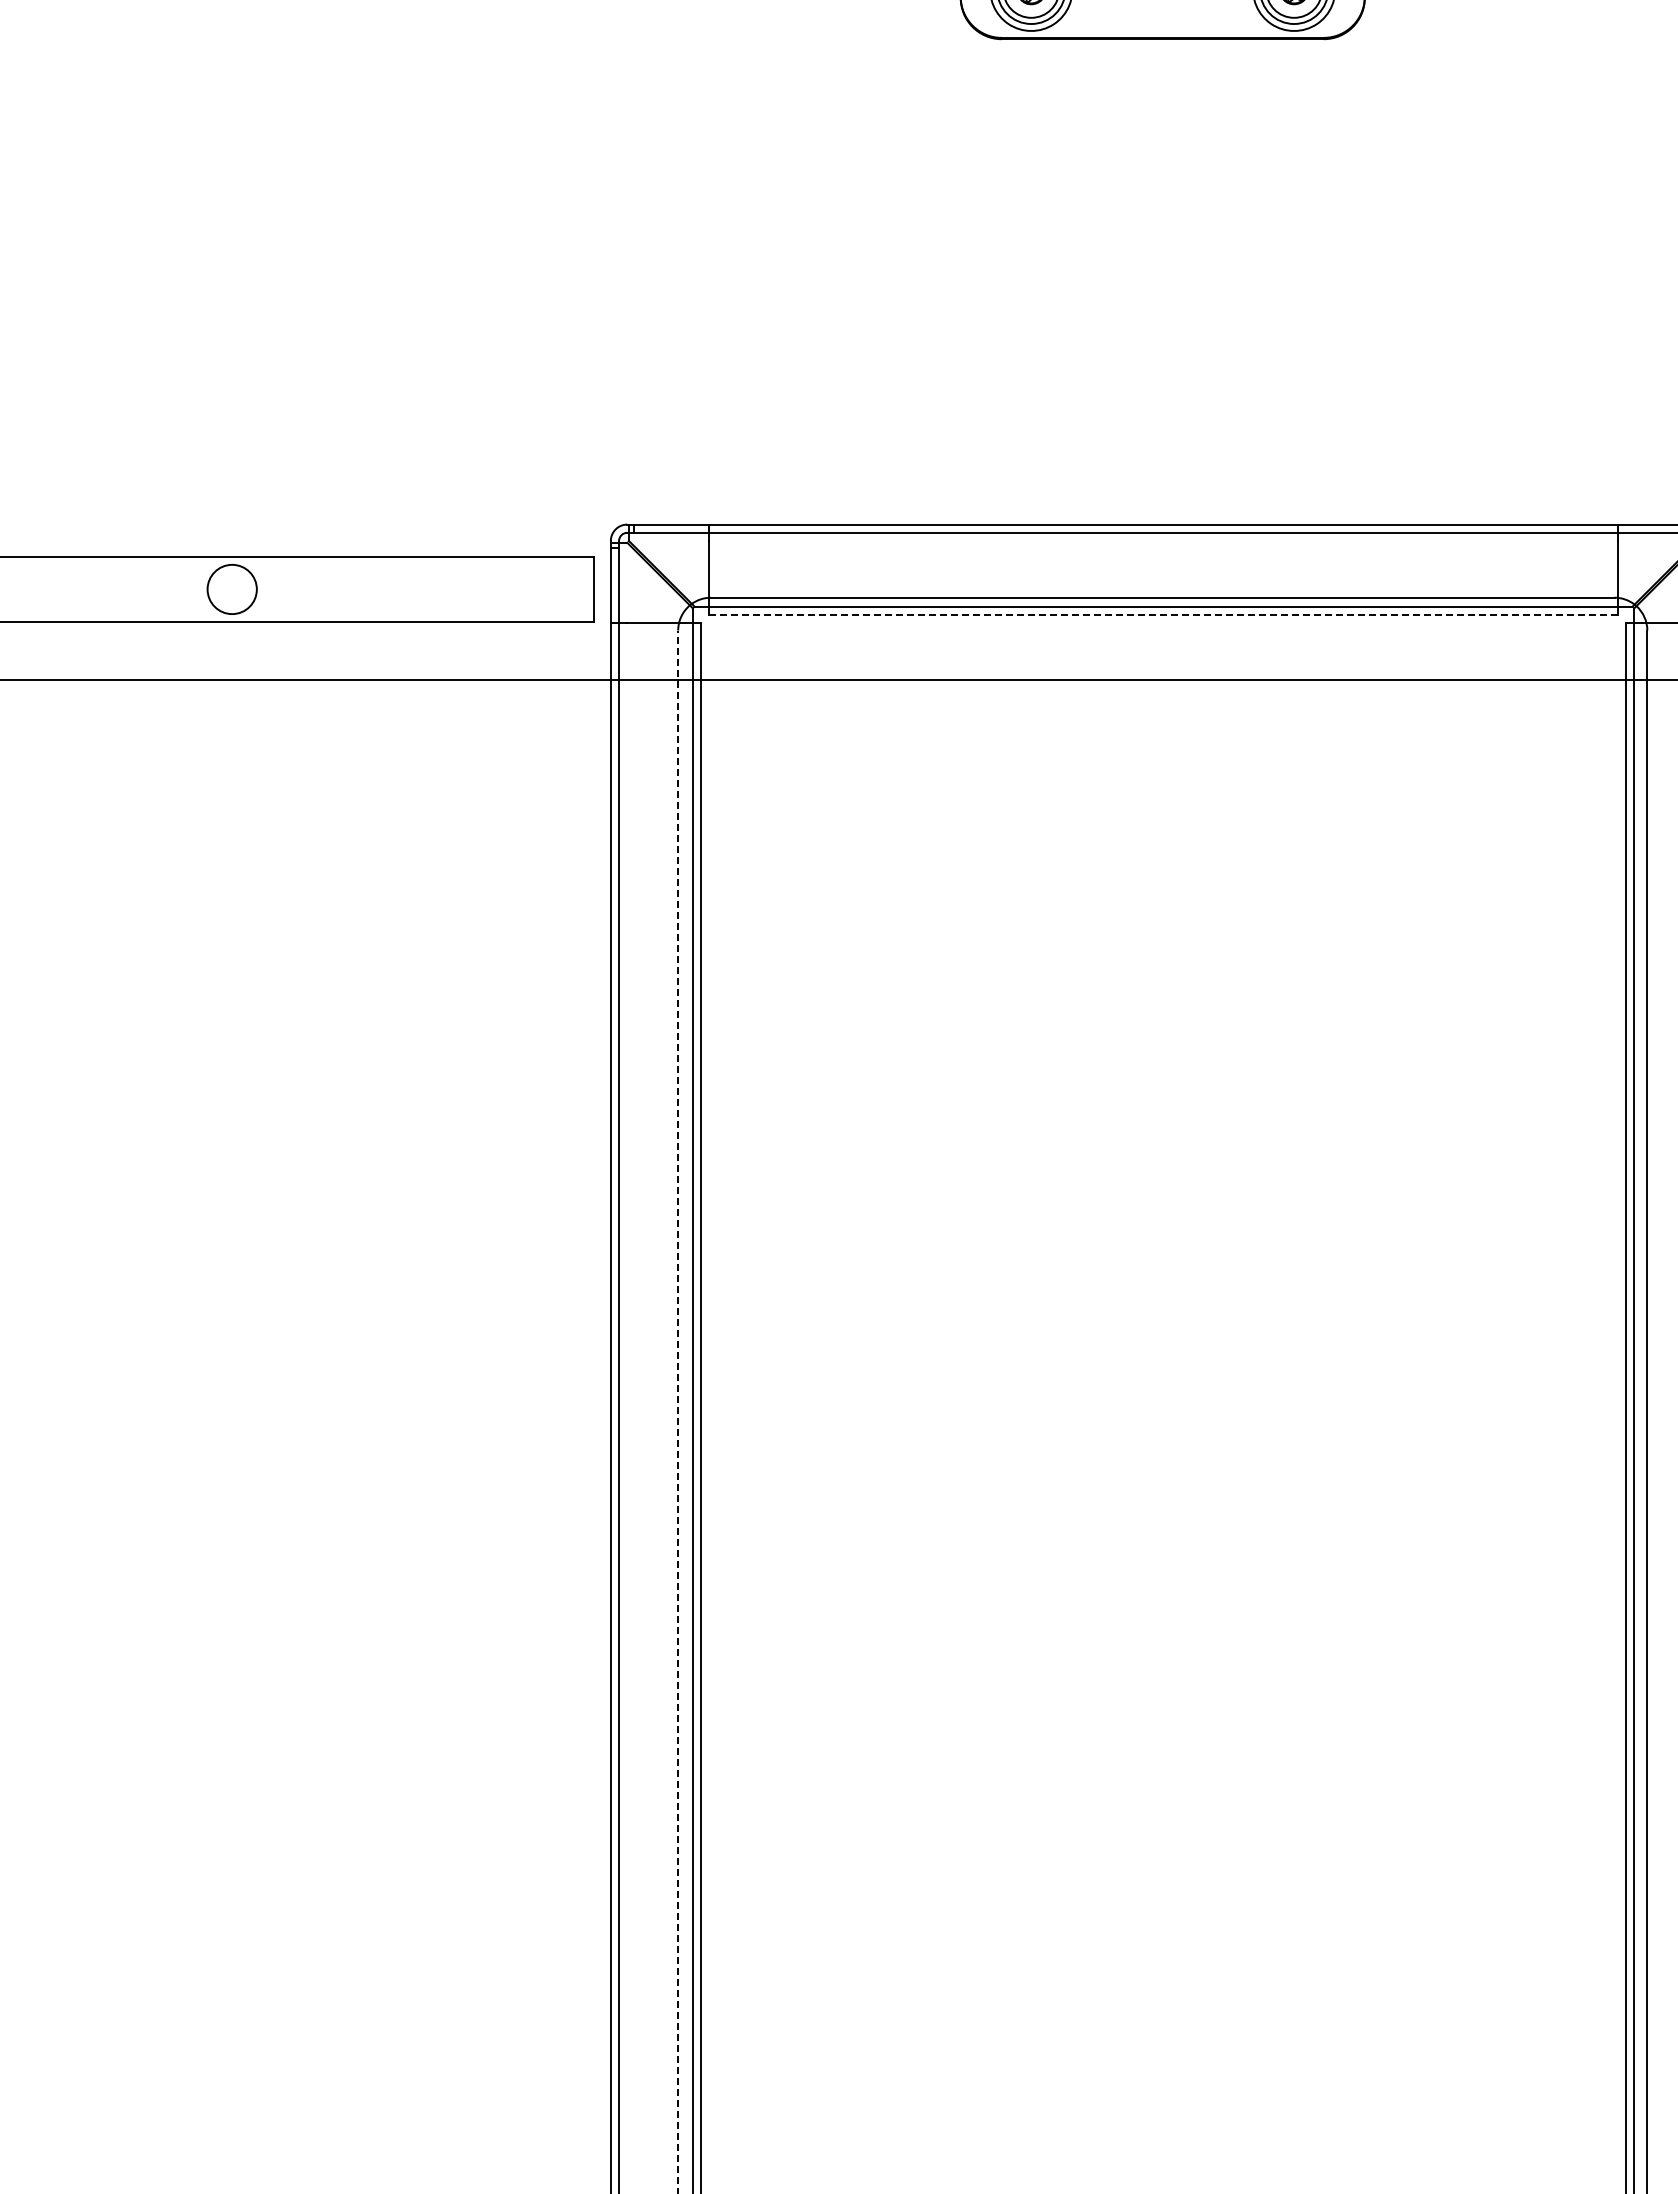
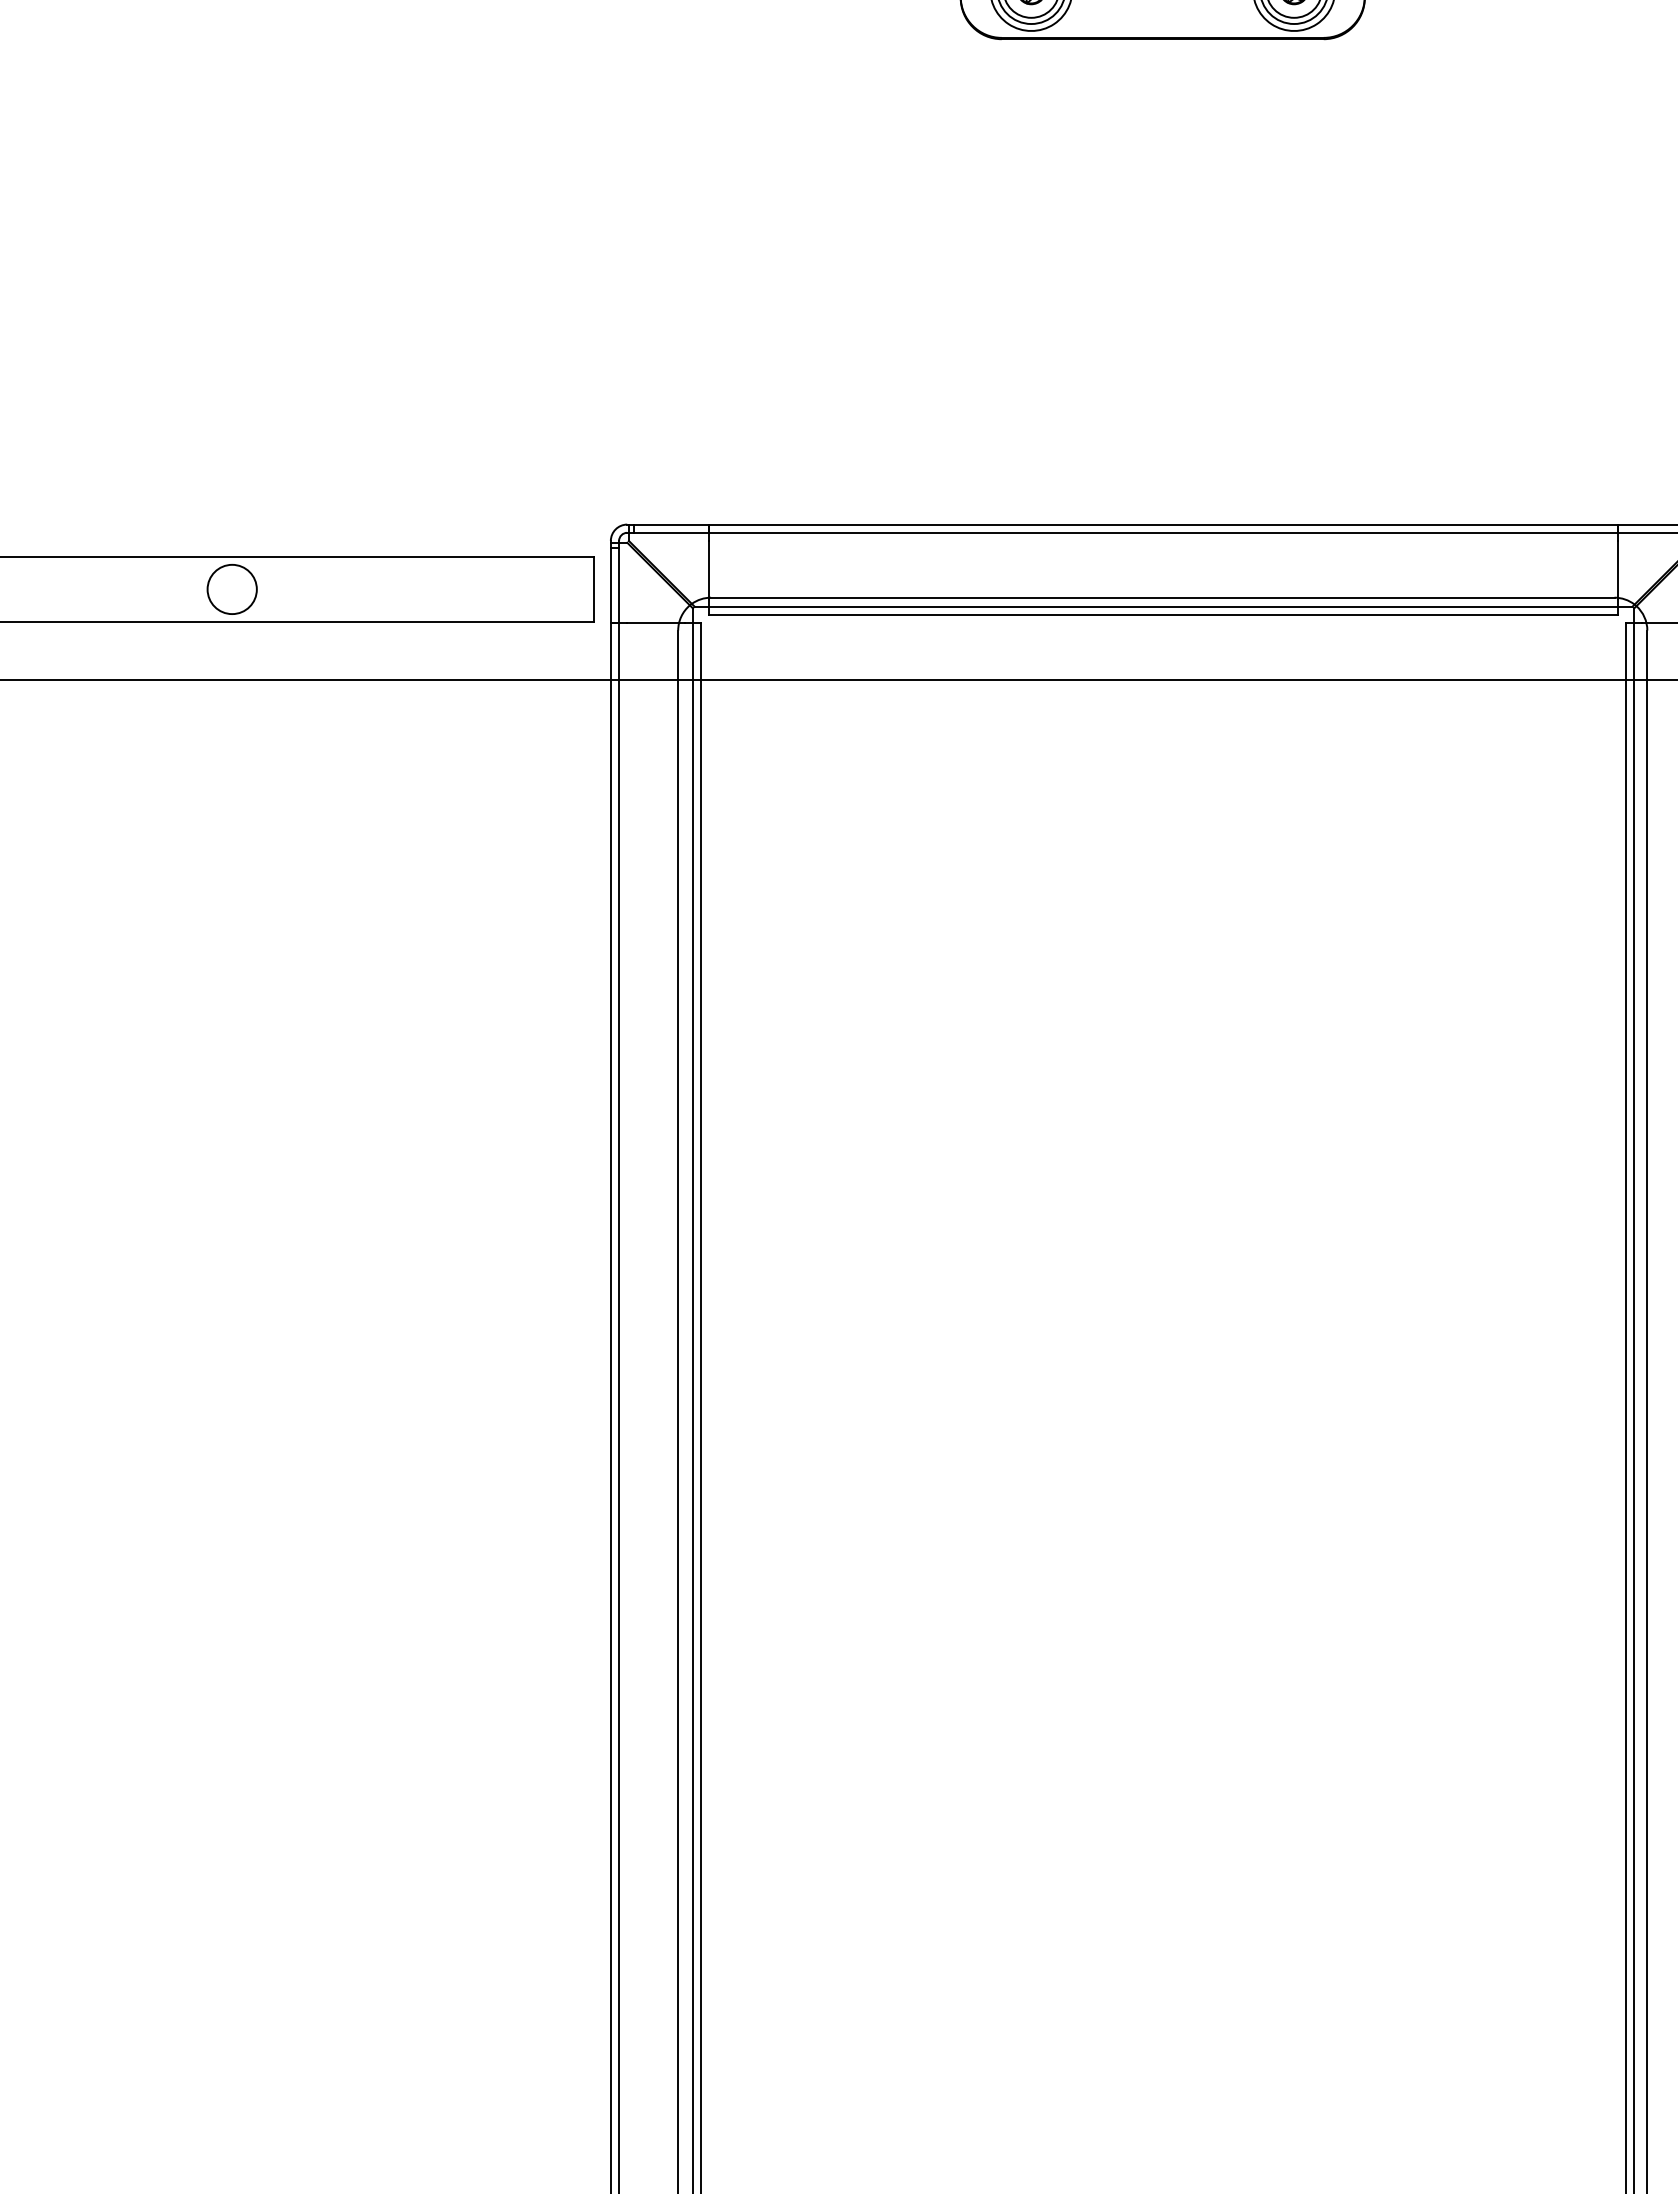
line: dashed -> solid (1163, 614)
line: dashed -> solid (678, 1411)
